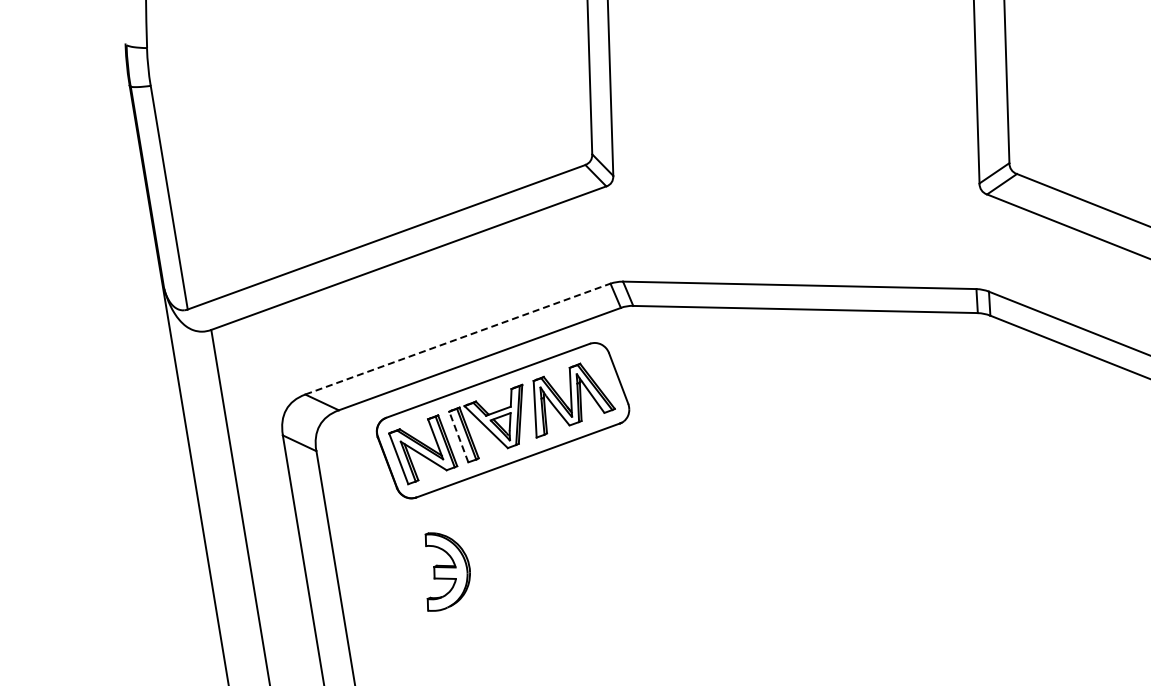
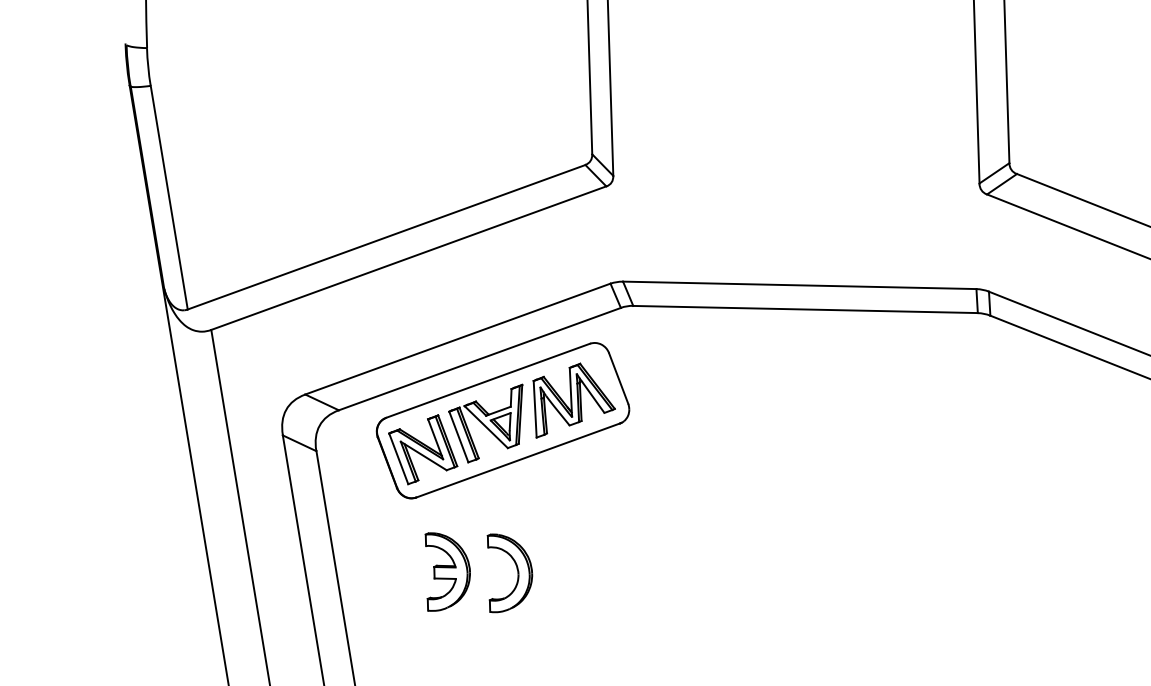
line: dashed -> solid (458, 338)
line: dashed -> solid (458, 436)
part: none -> present (517, 573)
